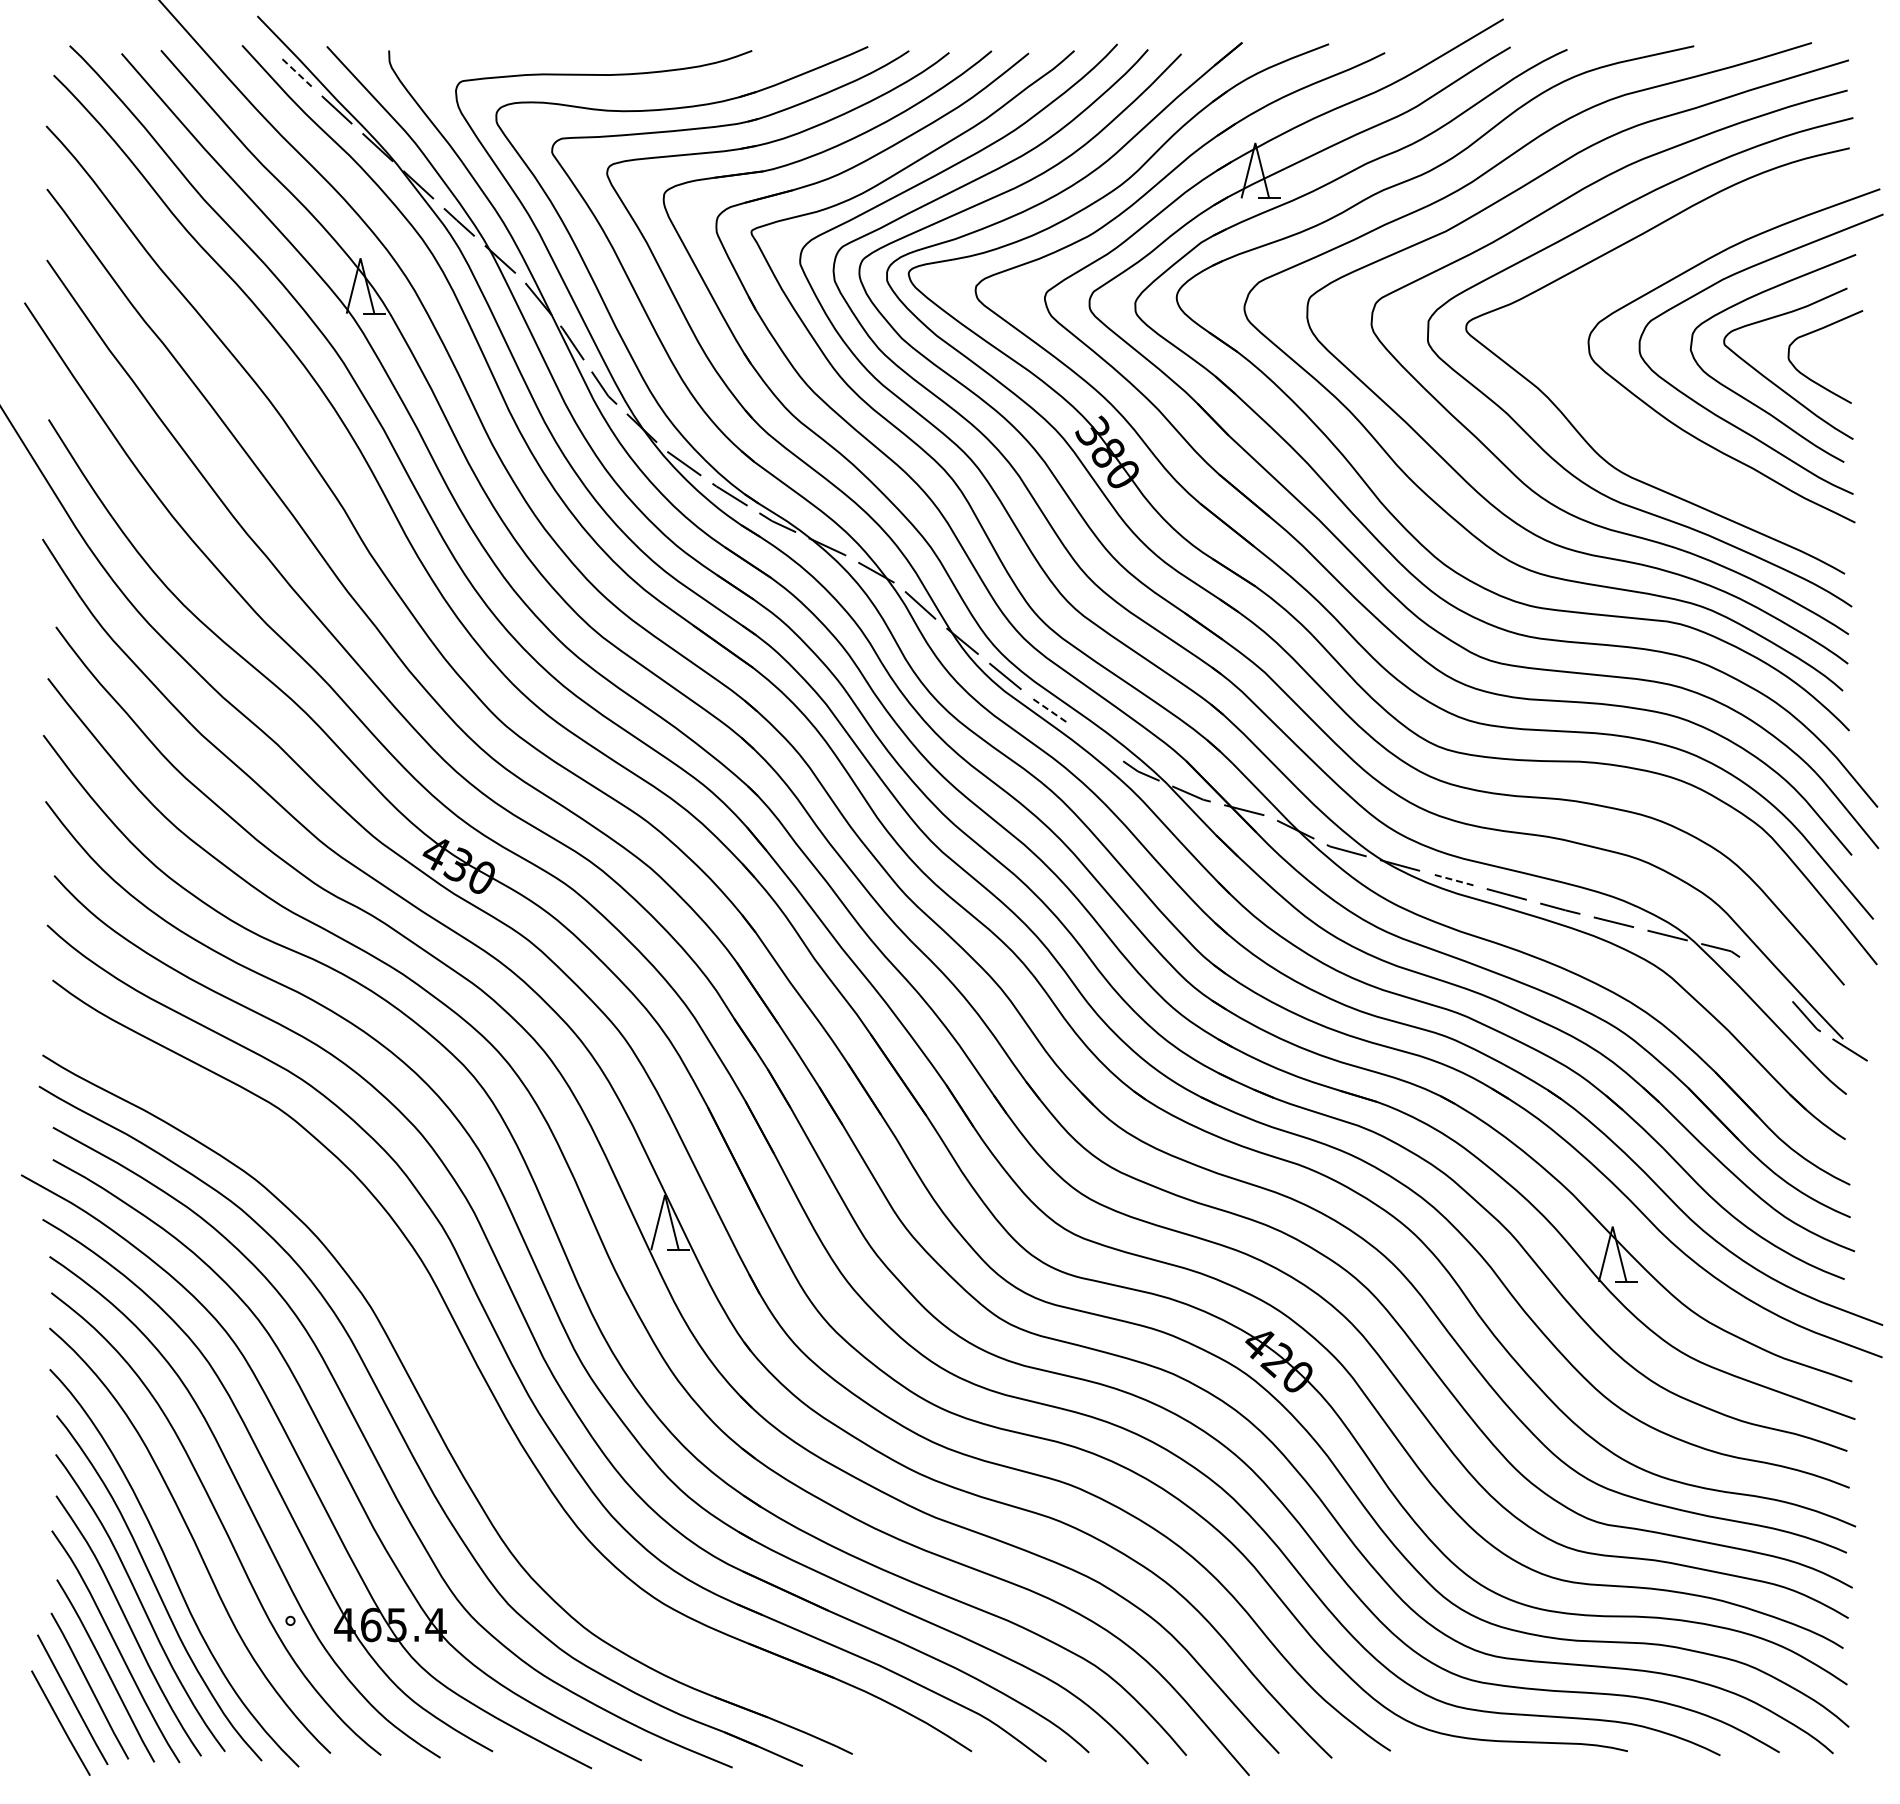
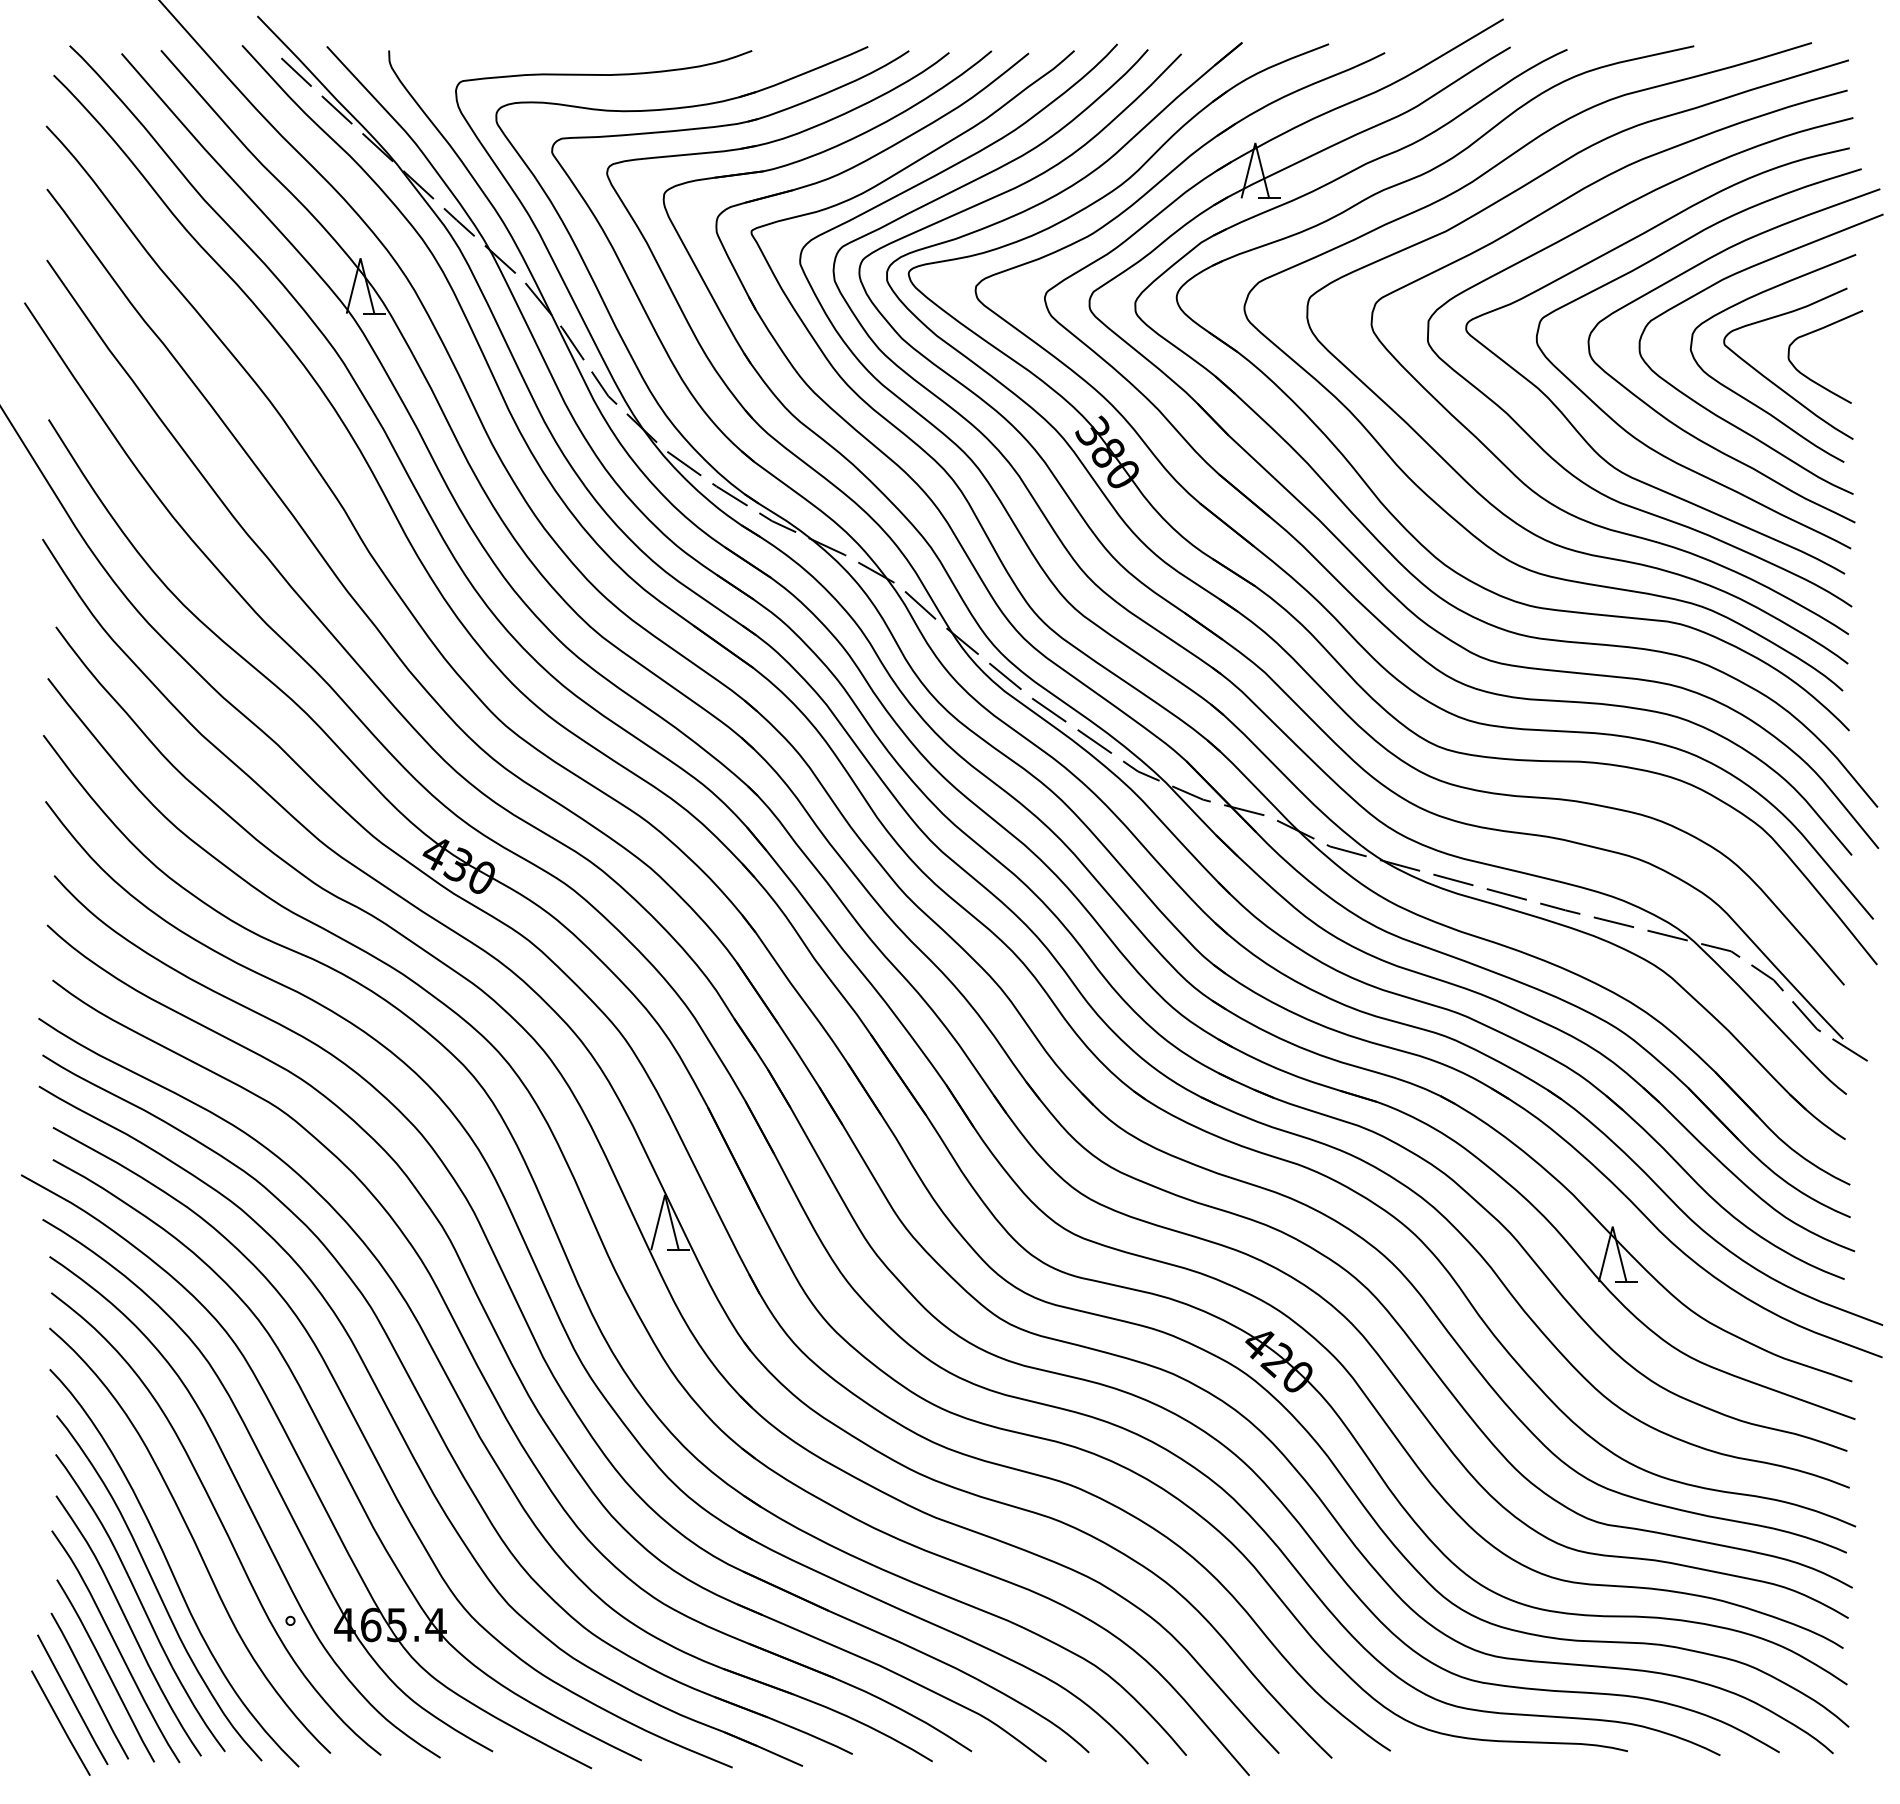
line: dashed -> solid (296, 72)
curve: none -> present (1642, 441)
line: dashed -> solid (1049, 710)
line: none -> present (1094, 741)
line: dashed -> solid (1453, 879)
part: none -> present (1767, 977)
part: none -> present (462, 1402)
